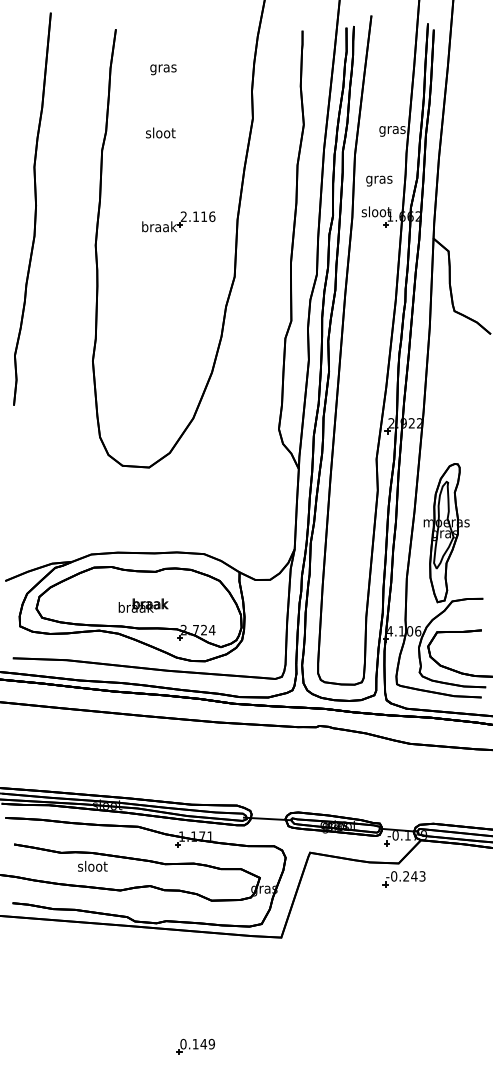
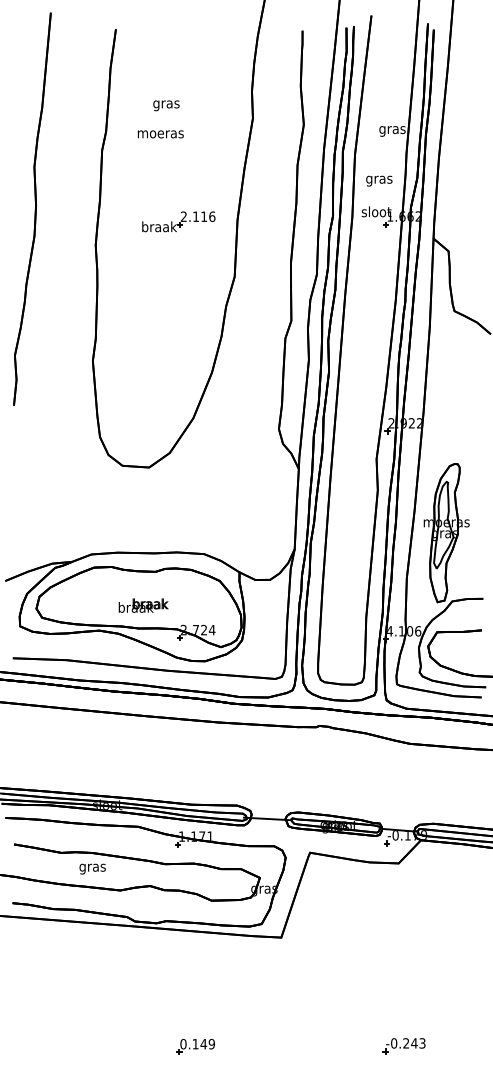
text position: (163, 69) -> (166, 105) (166, 105)
text: sloot -> moeras (160, 132)
text: sloot -> gras (92, 867)
part position: (403, 879) -> (403, 1046) (403, 1046)
